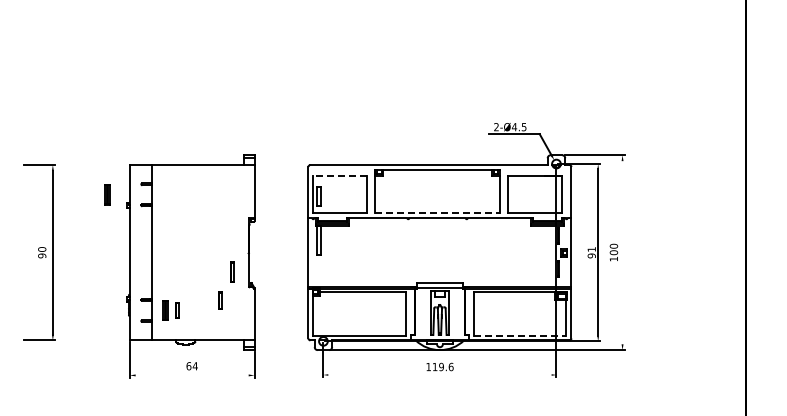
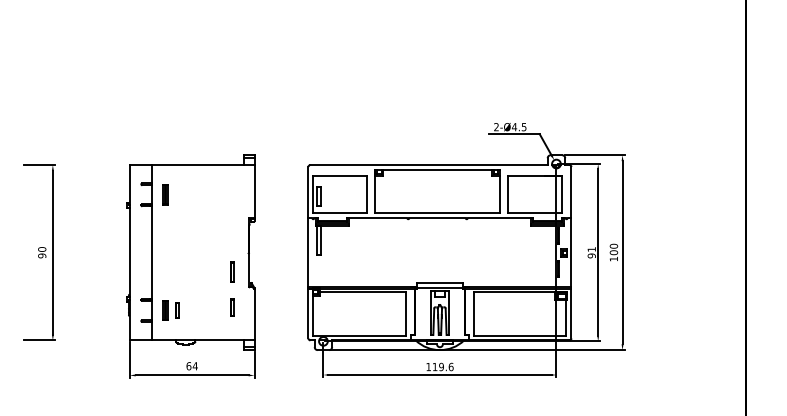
line: dashed -> solid (339, 175)
part position: (107, 194) -> (165, 194) (165, 194)
line: dashed -> solid (438, 213)
line: none -> present (622, 252)
part position: (220, 300) -> (232, 307) (232, 307)
line: dashed -> solid (520, 335)
line: none -> present (439, 374)
line: none -> present (191, 375)
